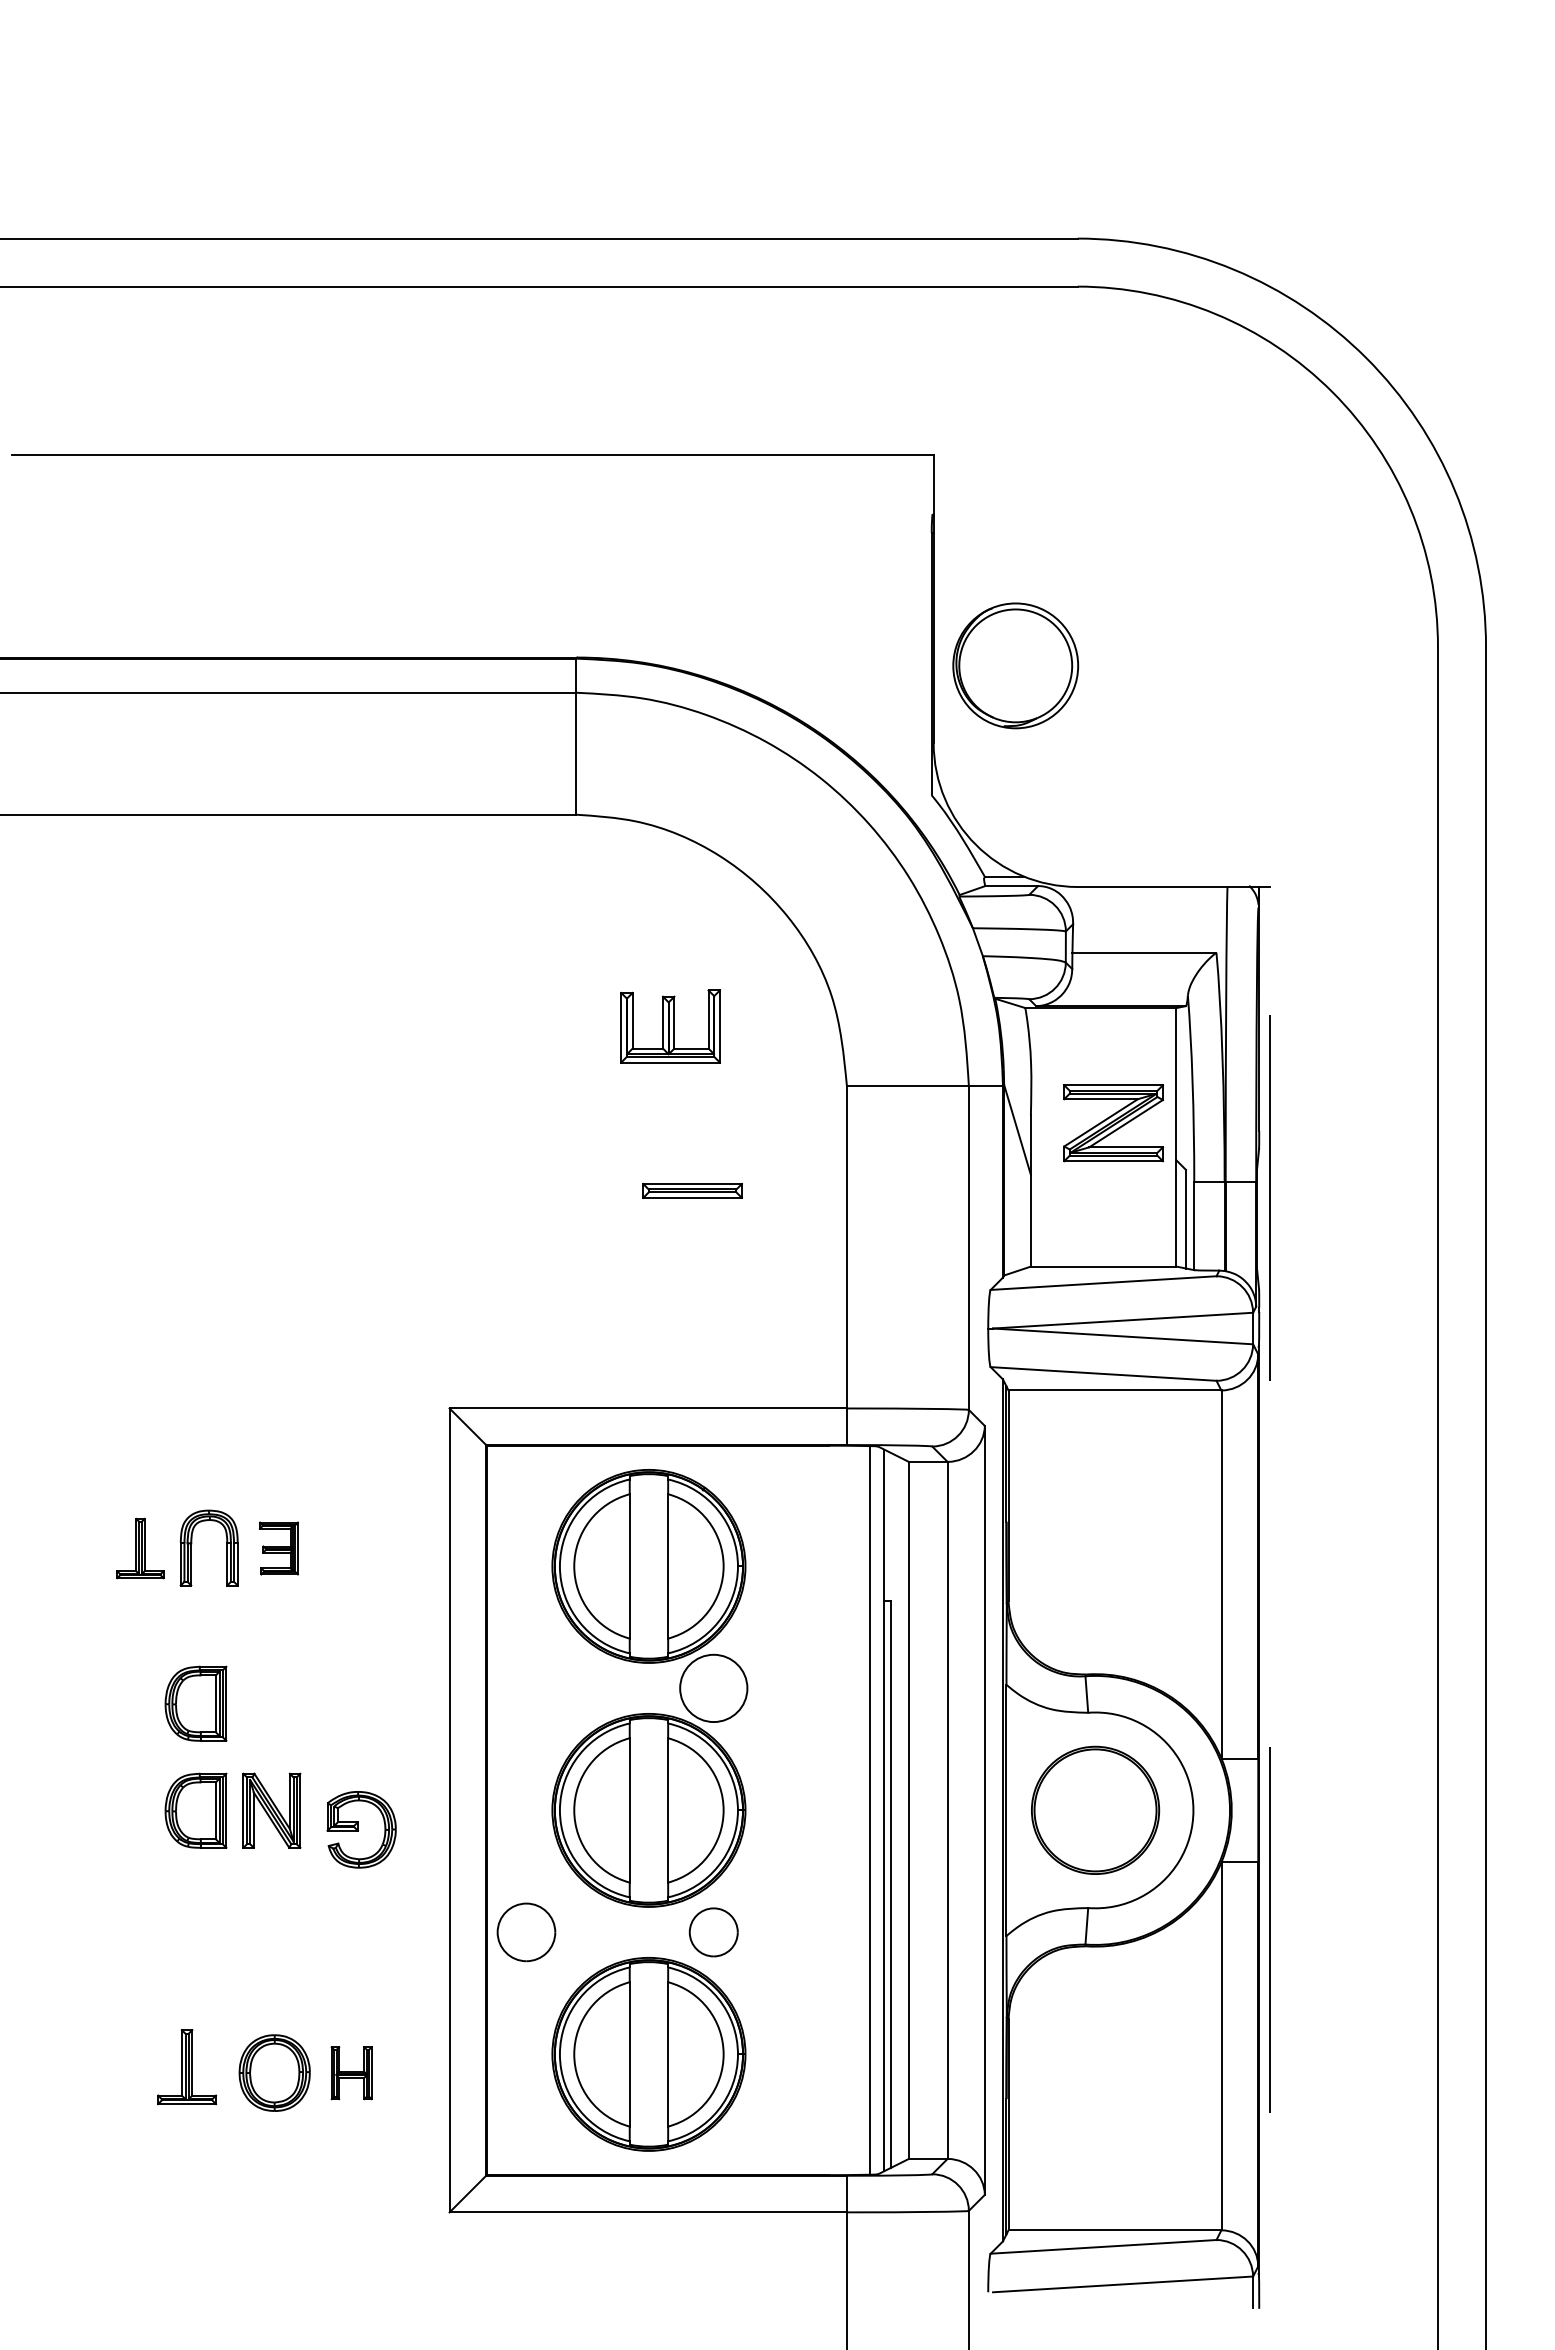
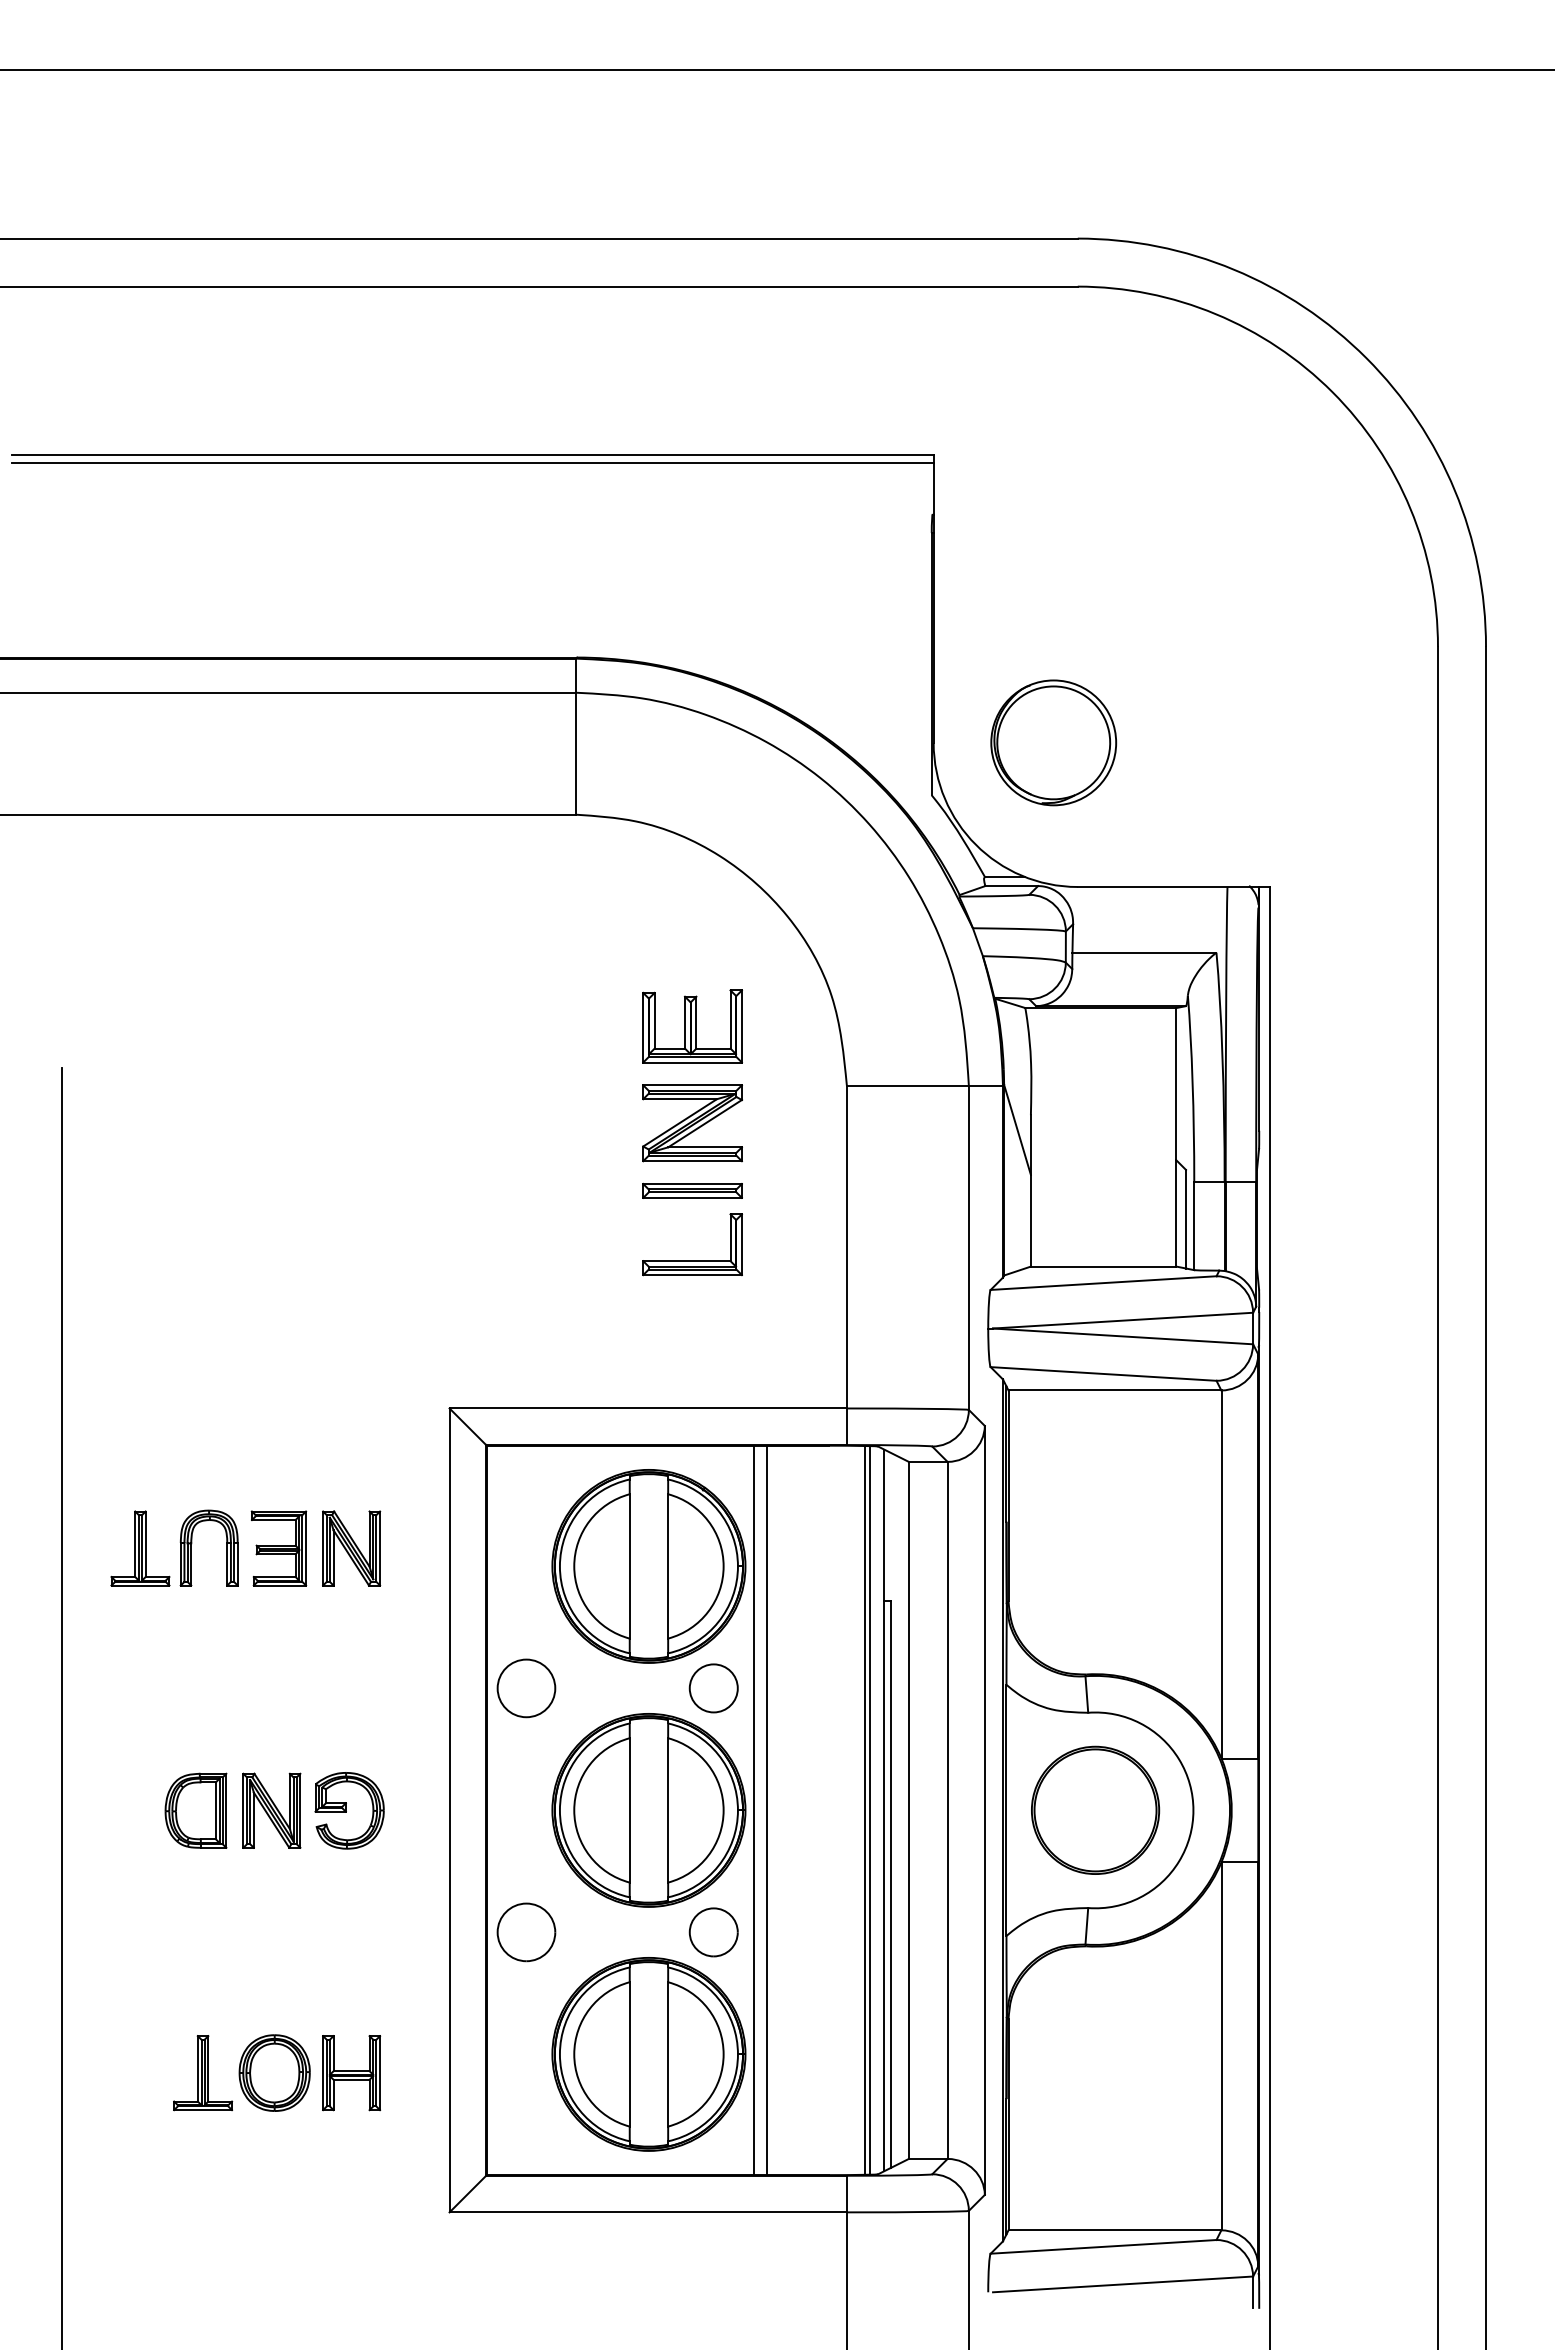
line: none -> present (776, 70)
line: none -> present (472, 462)
part position: (1015, 665) -> (1053, 742) (1053, 742)
part position: (670, 1026) -> (692, 1026) (692, 1026)
part position: (1113, 1123) -> (692, 1123) (692, 1123)
part: none -> present (692, 1260)
part size: 49x63 px -> 61x77 px (140, 1548)
part size: 40x55 px -> 58x77 px (278, 1548)
part: none -> present (351, 1548)
line: dashed -> solid (1269, 1617)
circle: none -> present (526, 1688)
circle diameter: 67 px -> 48 px (713, 1688)
part: present -> none (195, 1703)
line: none -> present (62, 1707)
line: none -> present (865, 1809)
line: none -> present (753, 1810)
line: none -> present (767, 1810)
part position: (361, 1829) -> (349, 1810) (349, 1810)
part position: (187, 2067) -> (203, 2073) (203, 2073)
part size: 43x55 px -> 60x77 px (351, 2073)
